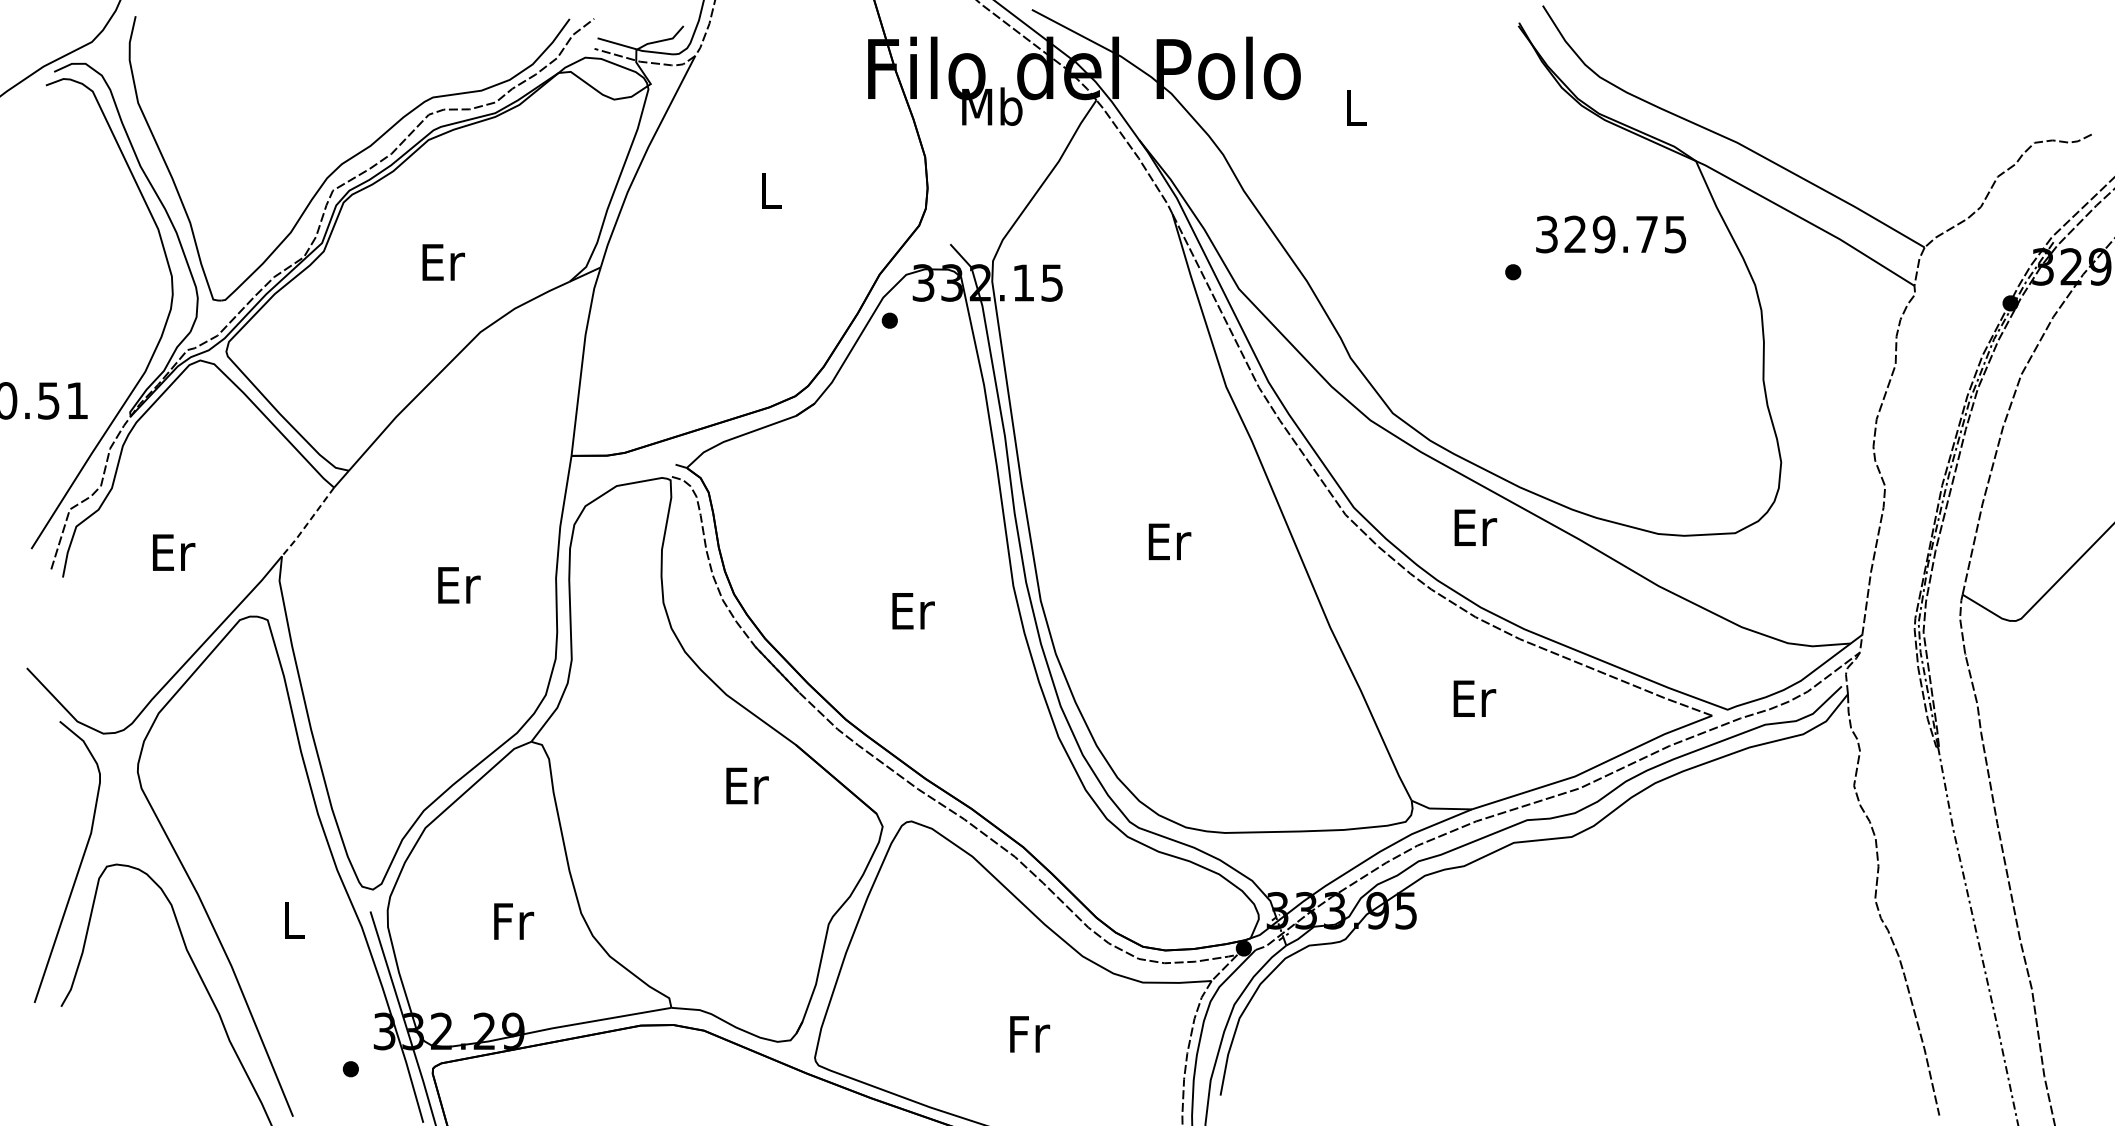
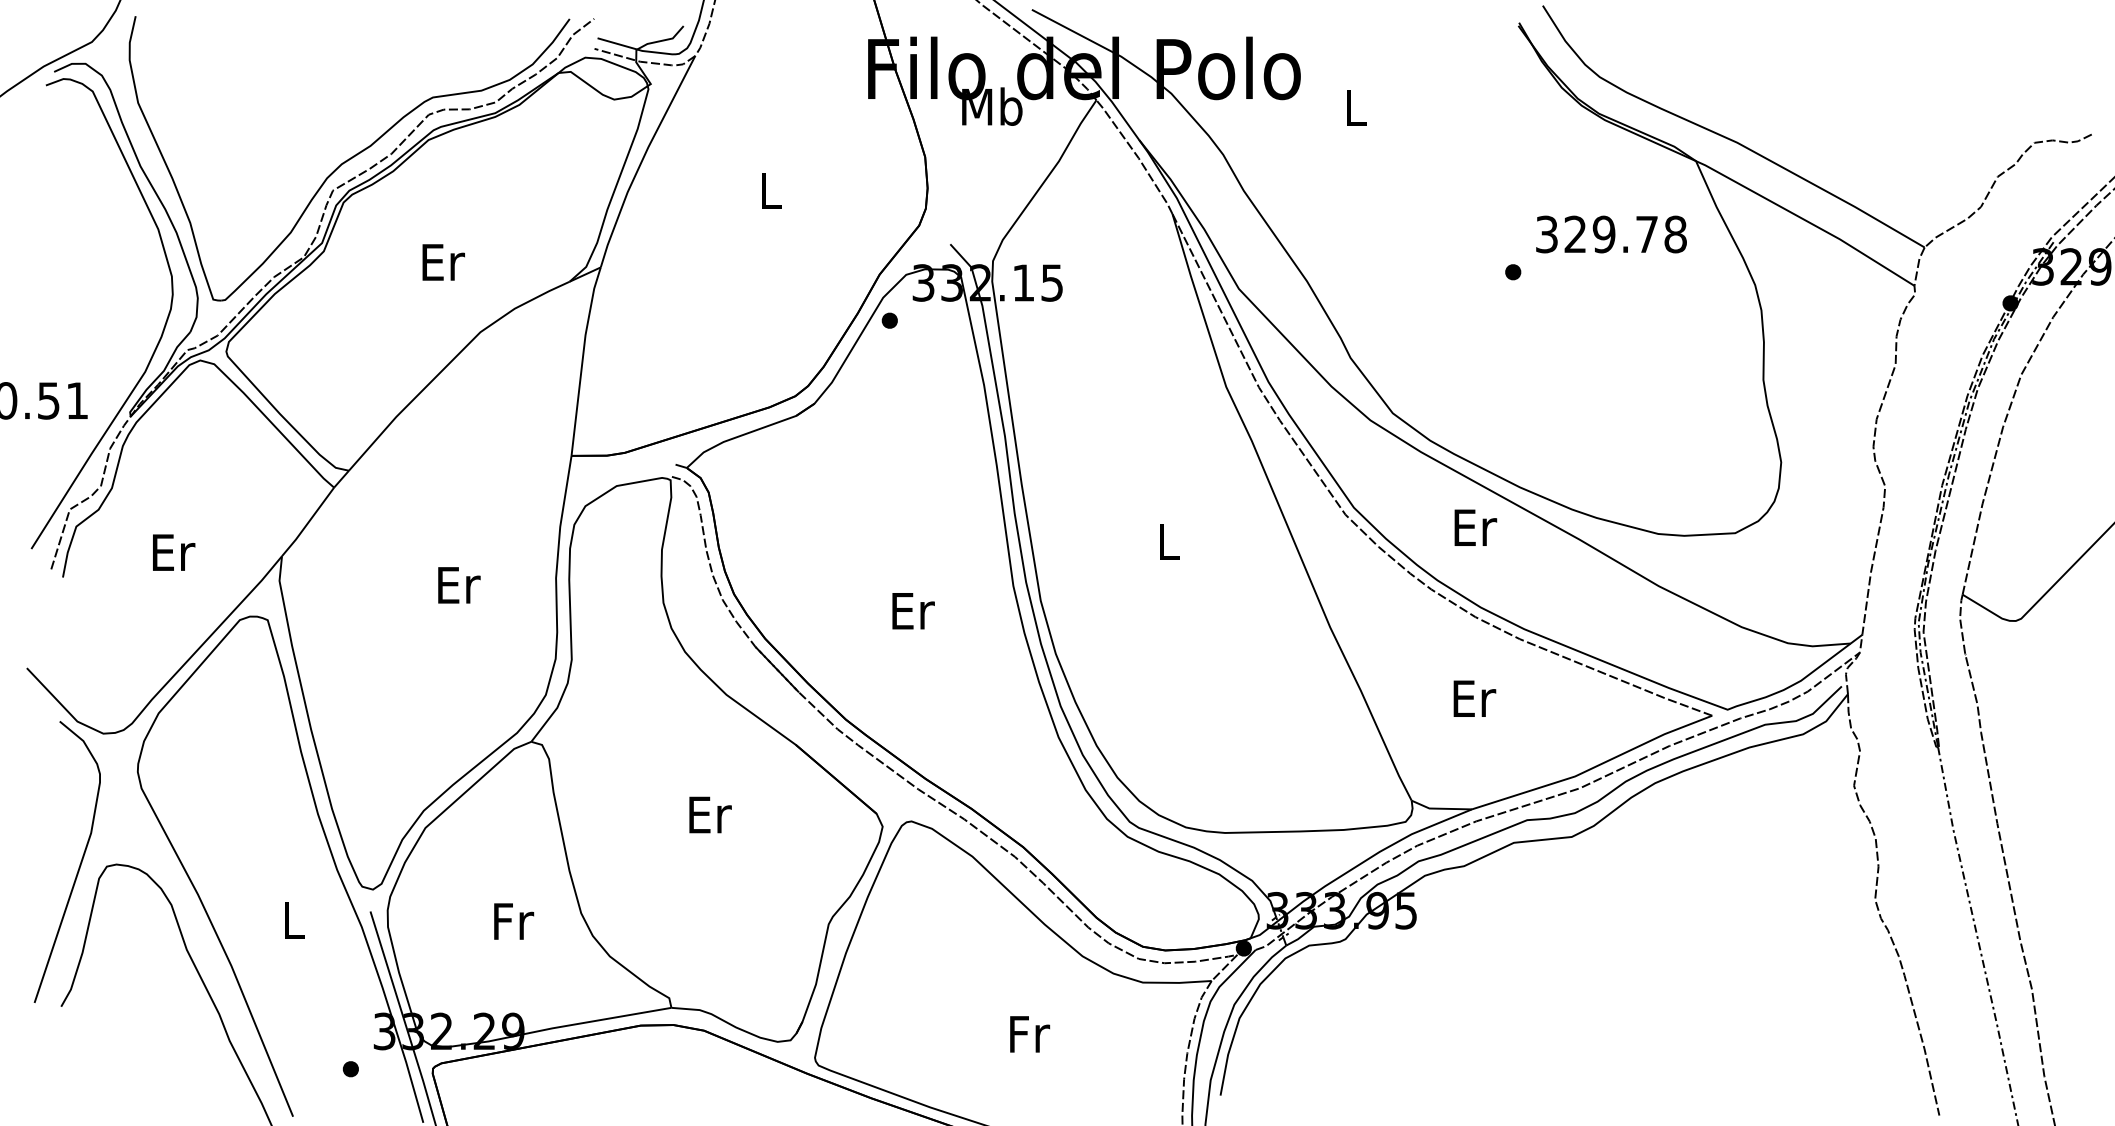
text: 329.75 -> 329.78 (1675, 234)
line: dashed -> solid (308, 522)
text: Er -> L (1169, 541)
text position: (747, 785) -> (710, 814) (710, 814)
